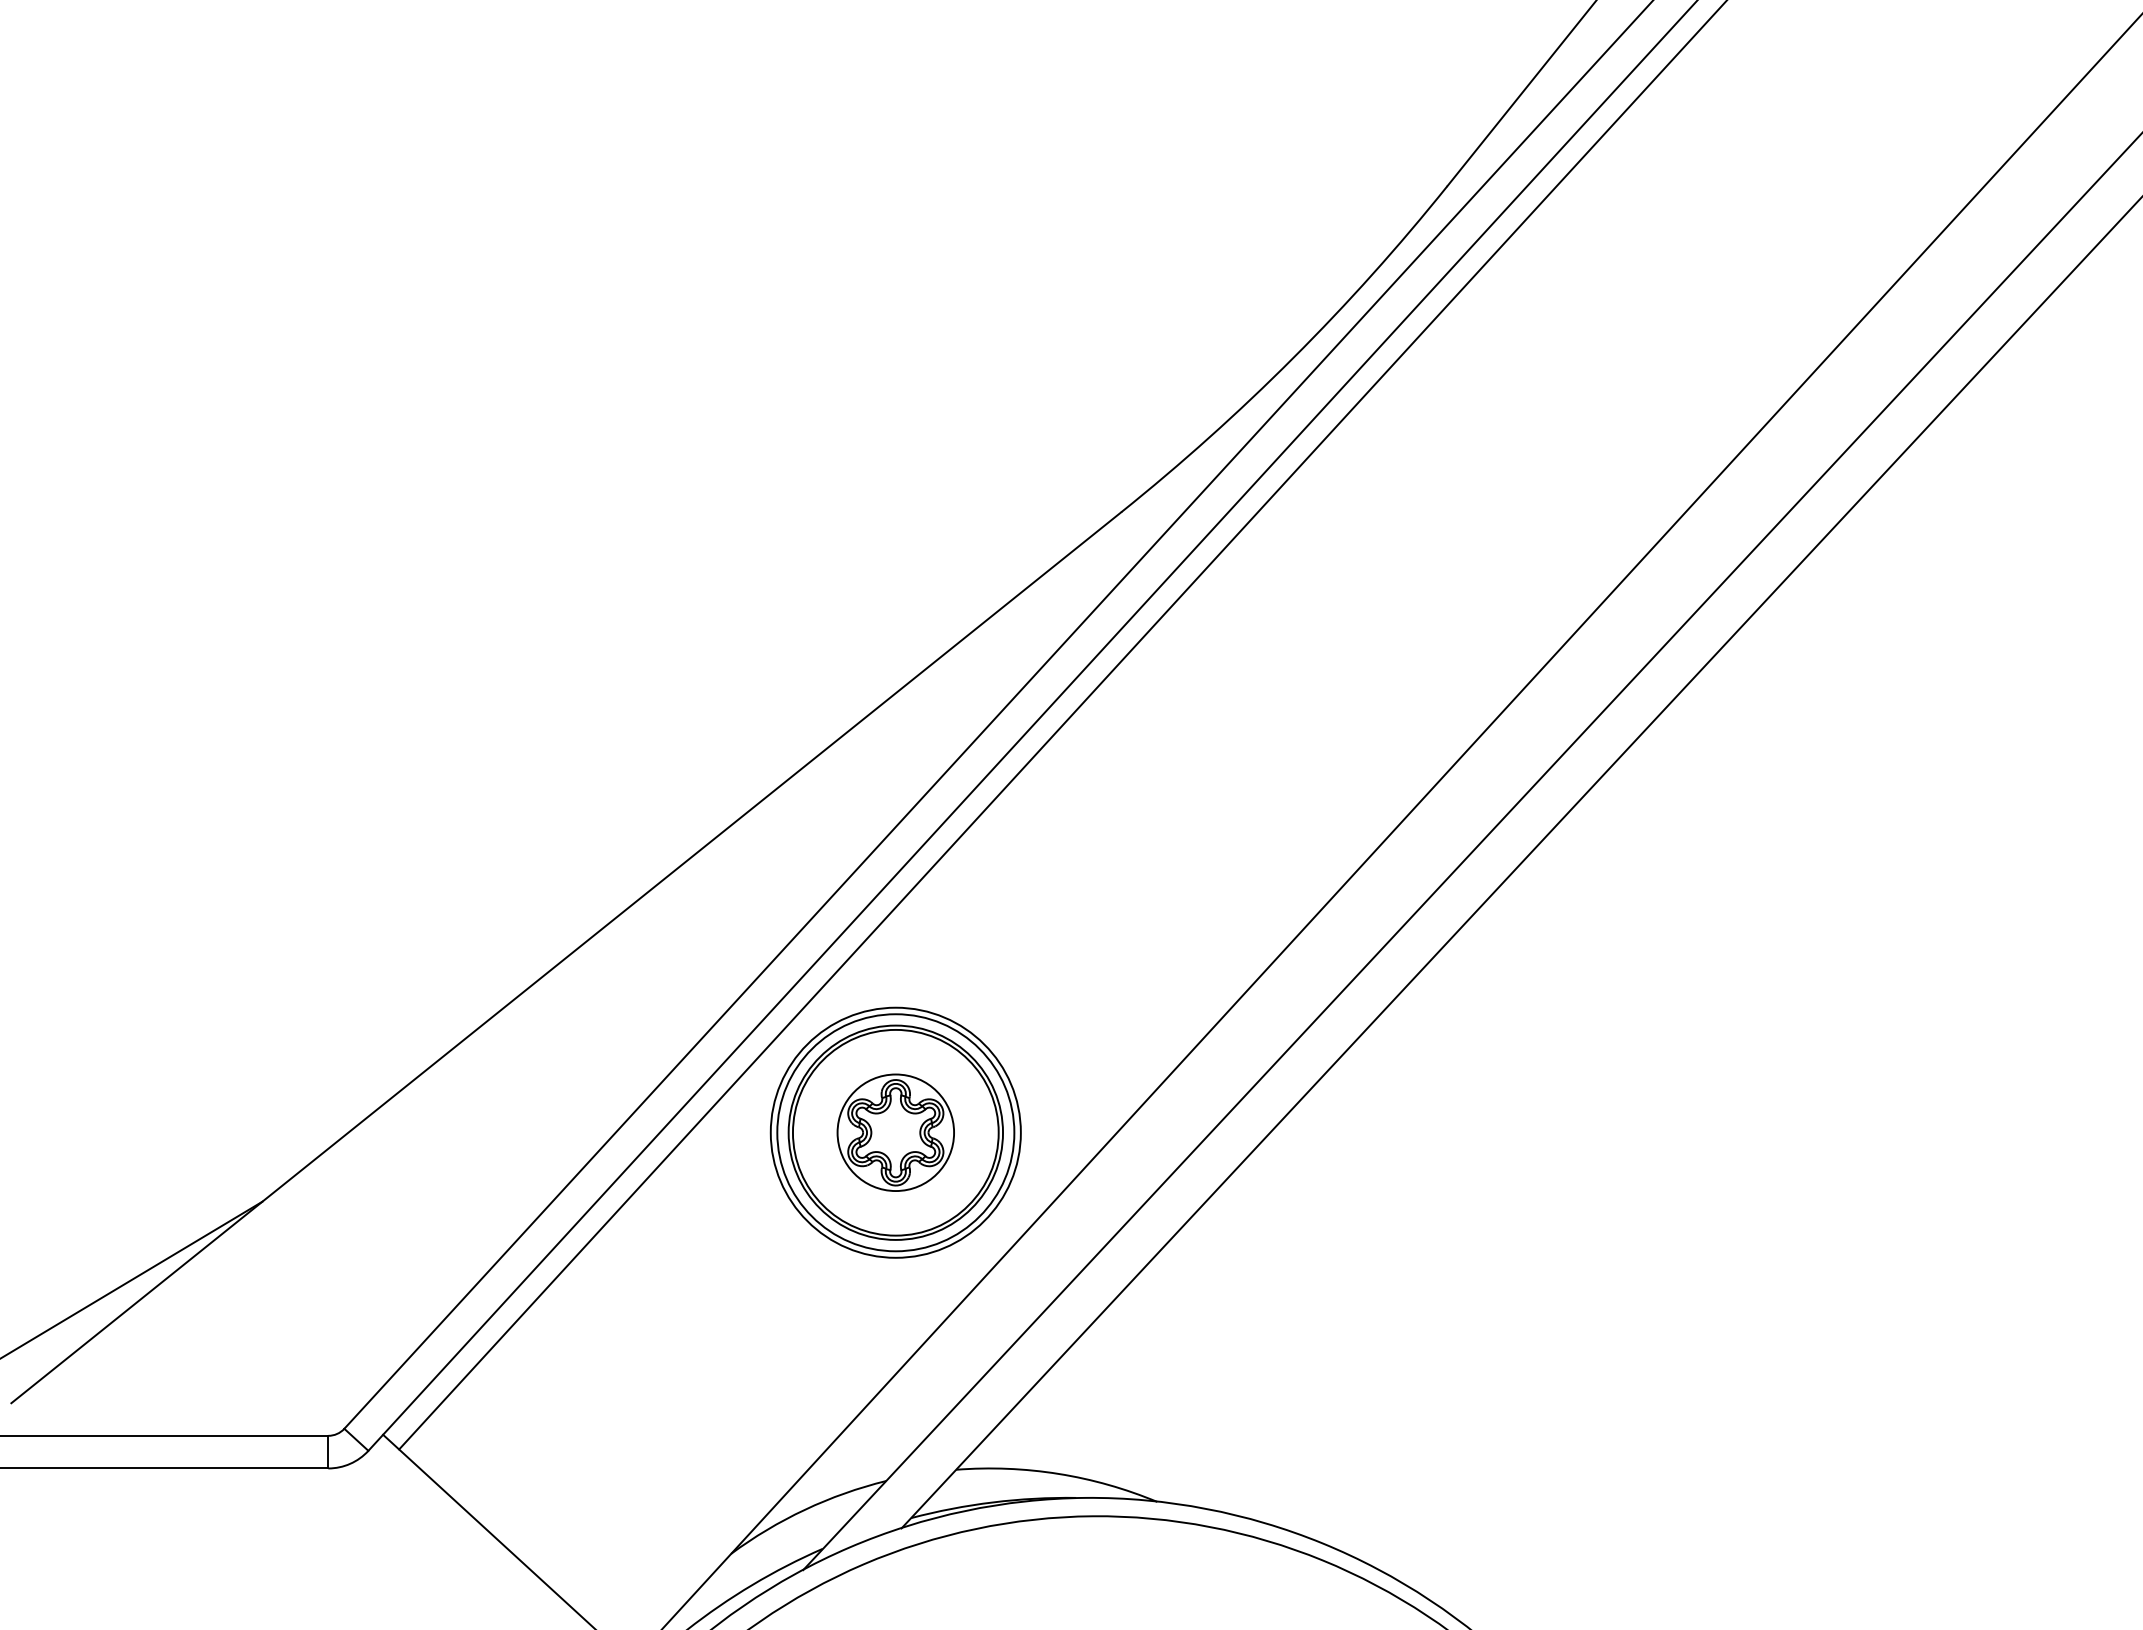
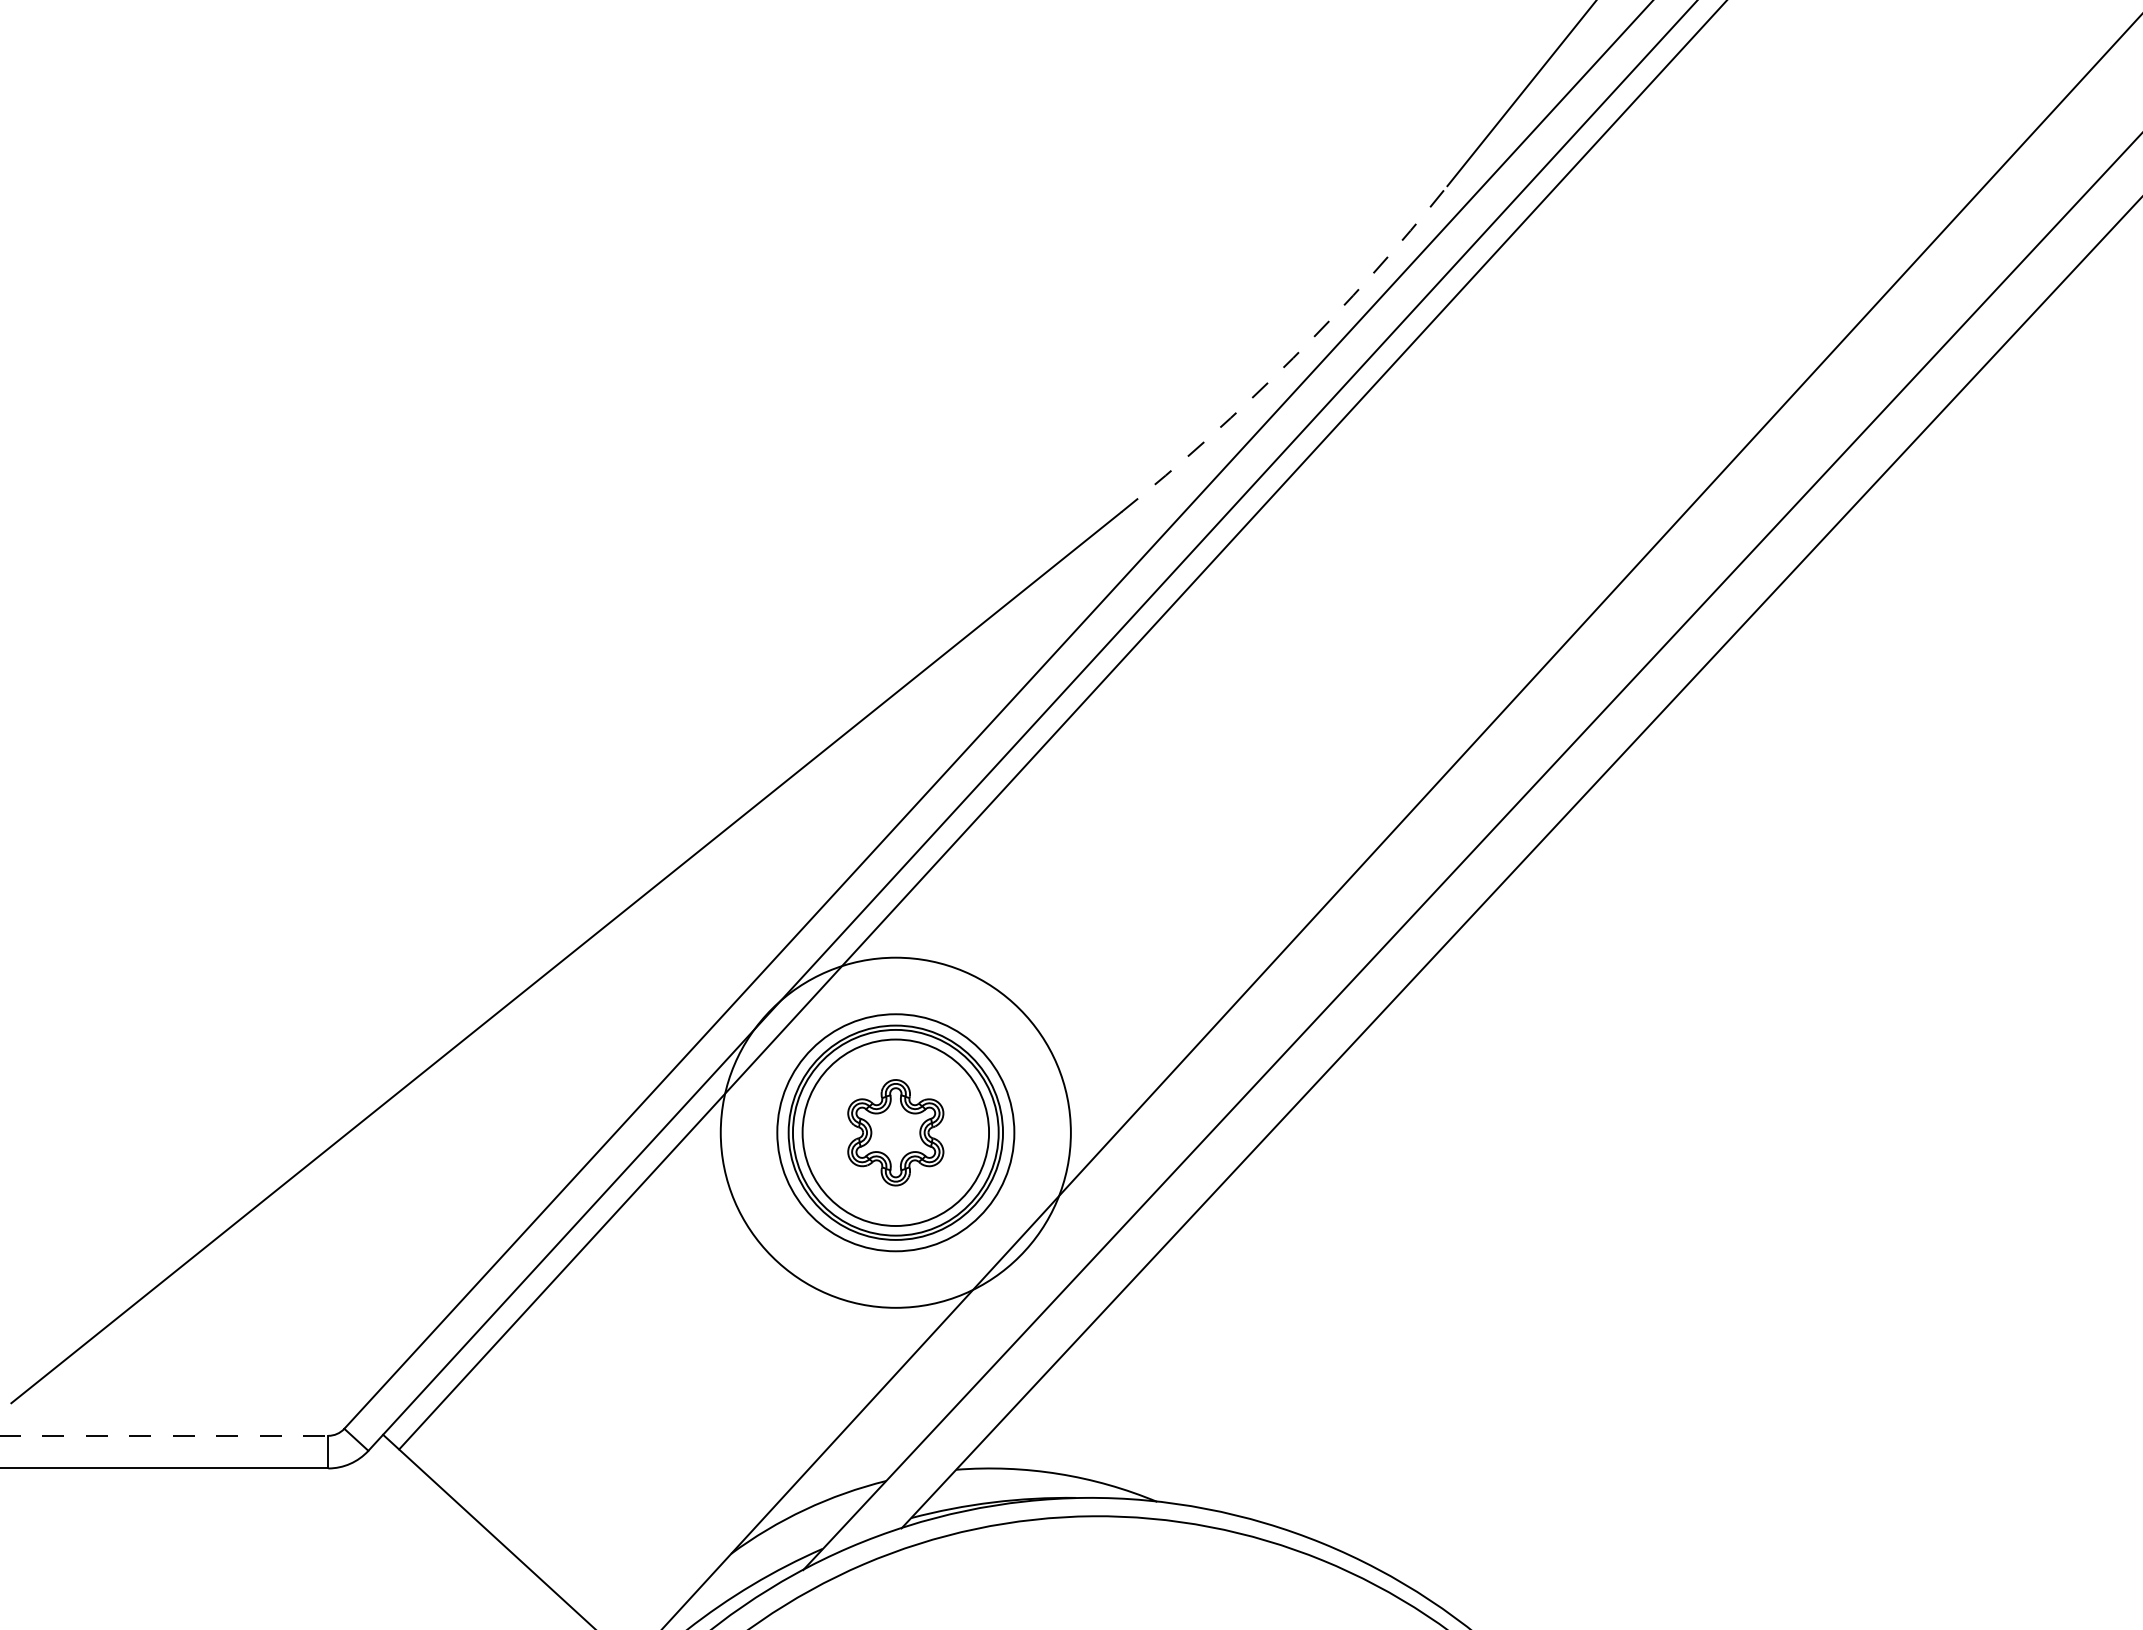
arc: solid -> dashed (1293, 358)
circle diameter: 117 px -> 186 px (895, 1132)
circle diameter: 250 px -> 350 px (895, 1132)
line: present -> none (132, 1279)
line: solid -> dashed (164, 1435)
